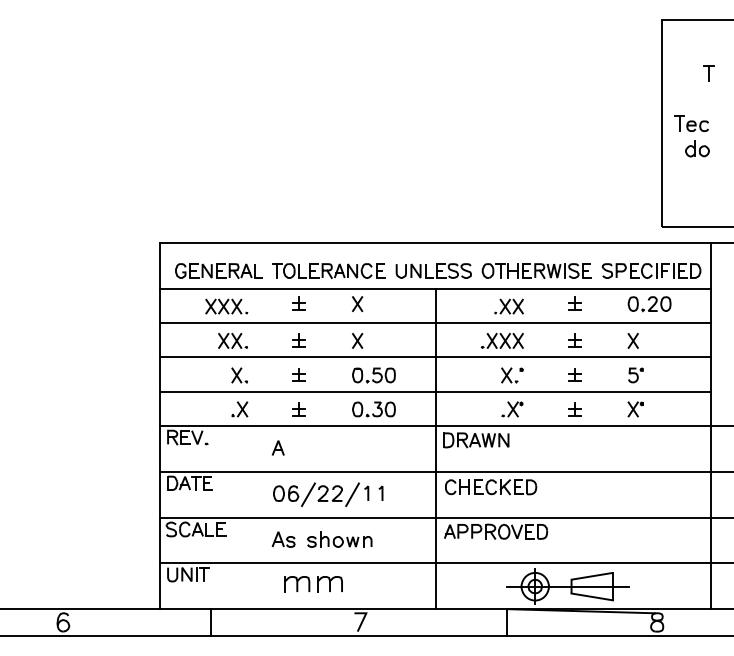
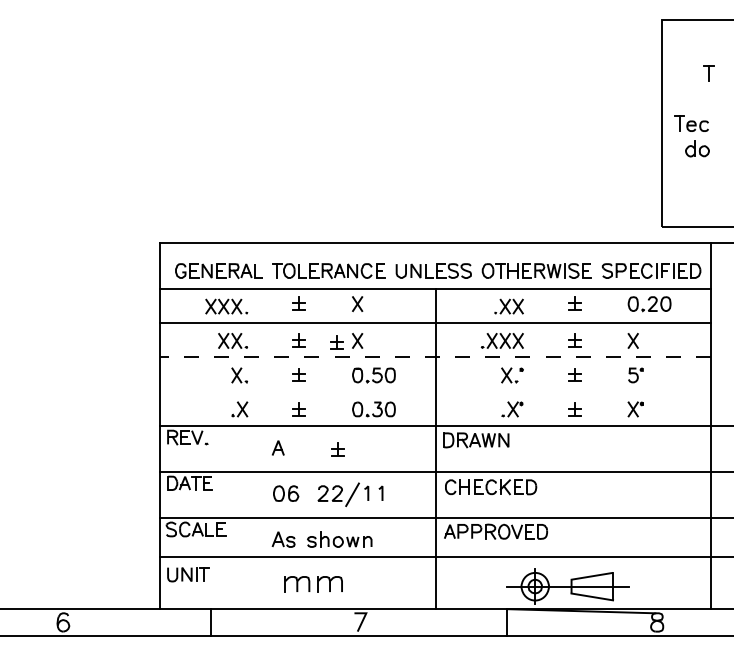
part: none -> present (336, 342)
line: solid -> dashed (435, 357)
line: present -> none (435, 391)
part: none -> present (337, 449)
line: present -> none (307, 494)
line position: (445, 563) -> (445, 557) (445, 557)
